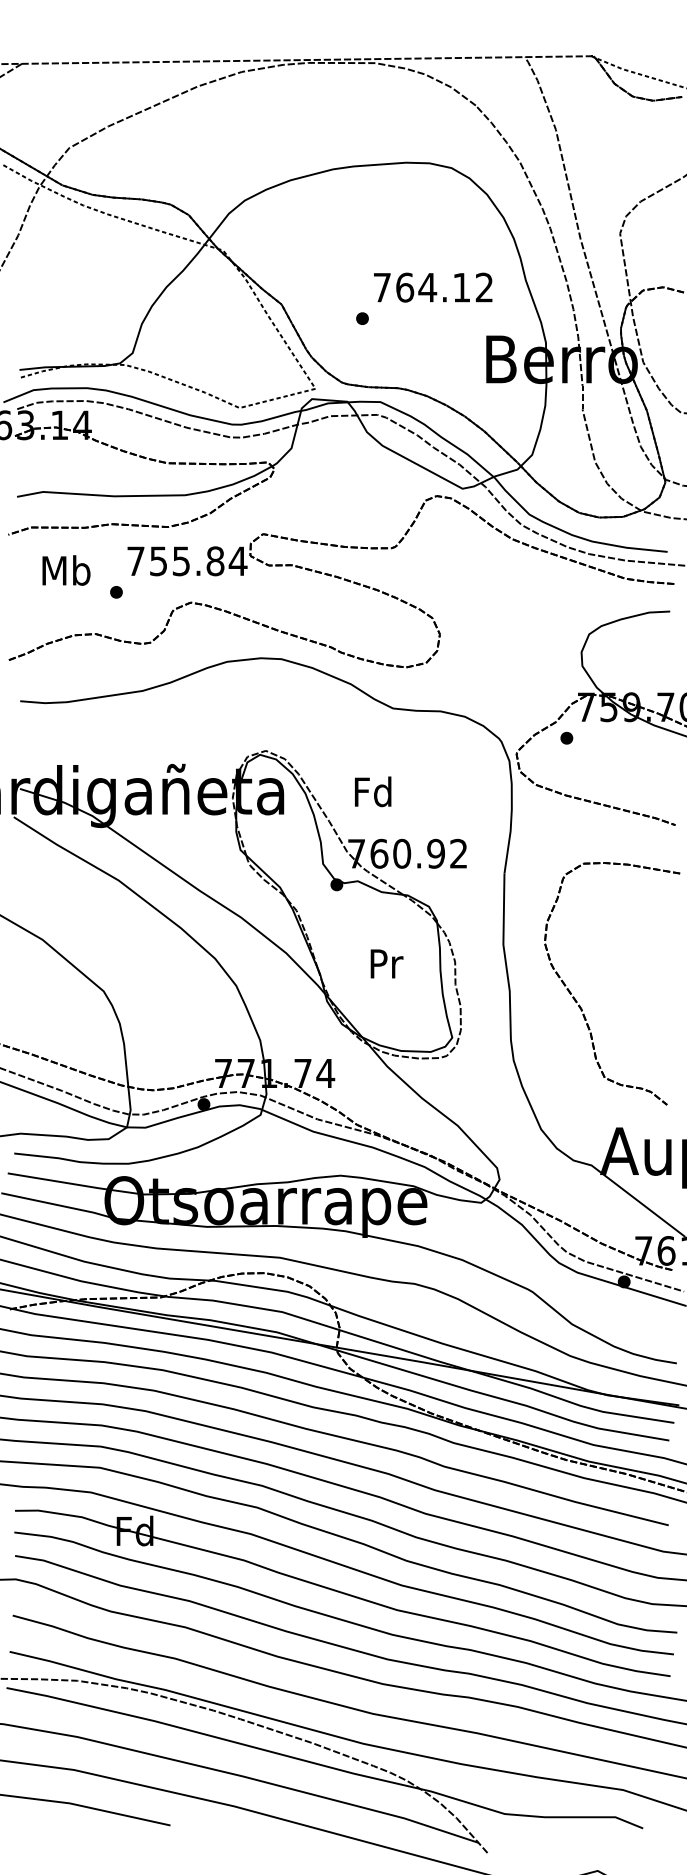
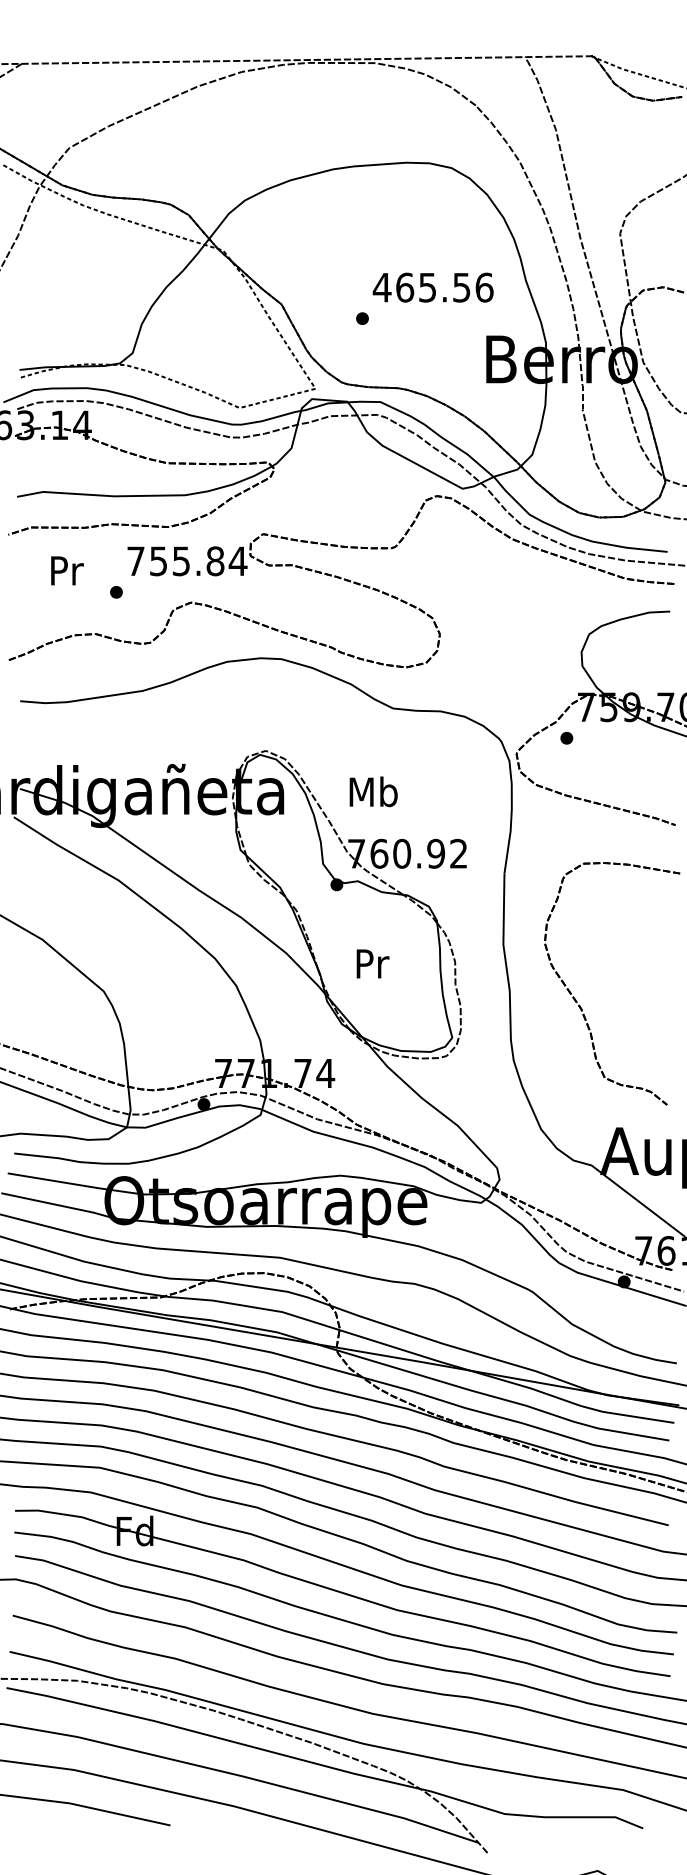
text: 764.12 -> 465.56 (432, 287)
text: Mb -> Pr (66, 570)
text: Fd -> Mb (373, 791)
text position: (386, 963) -> (372, 963) (372, 963)
